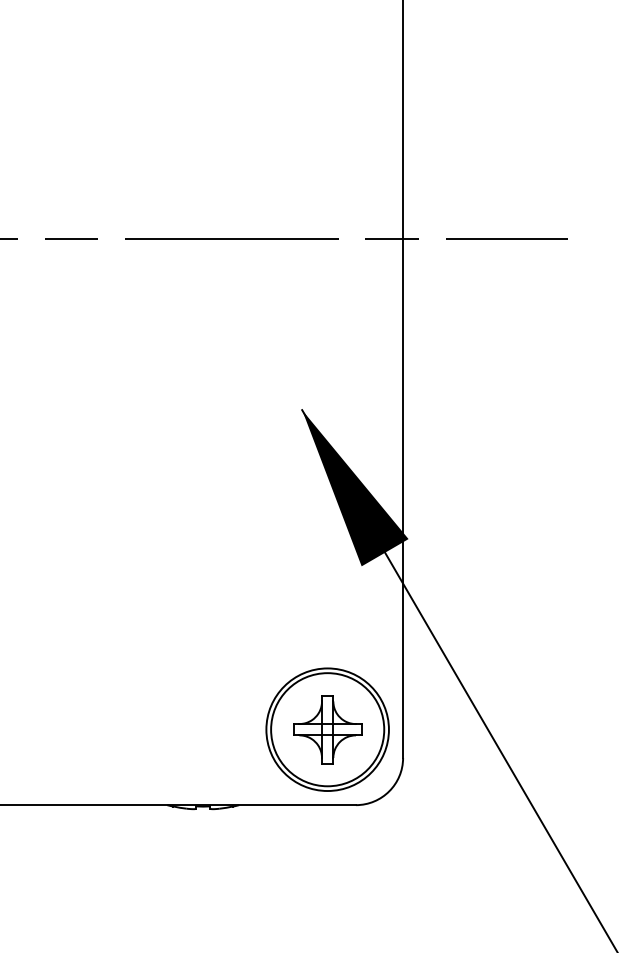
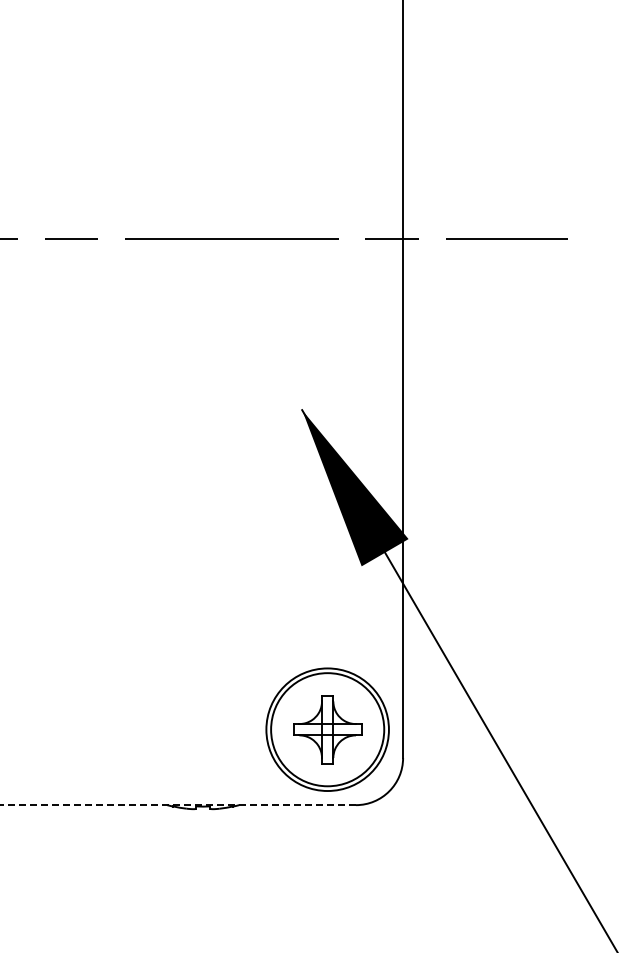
line: solid -> dashed (177, 805)
